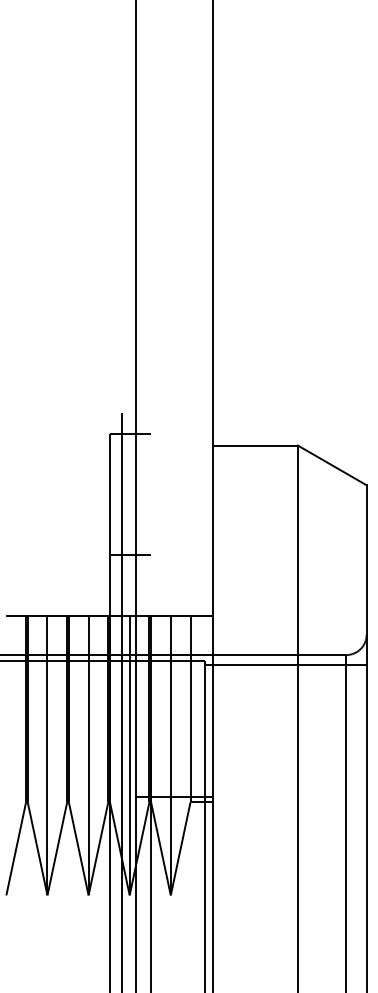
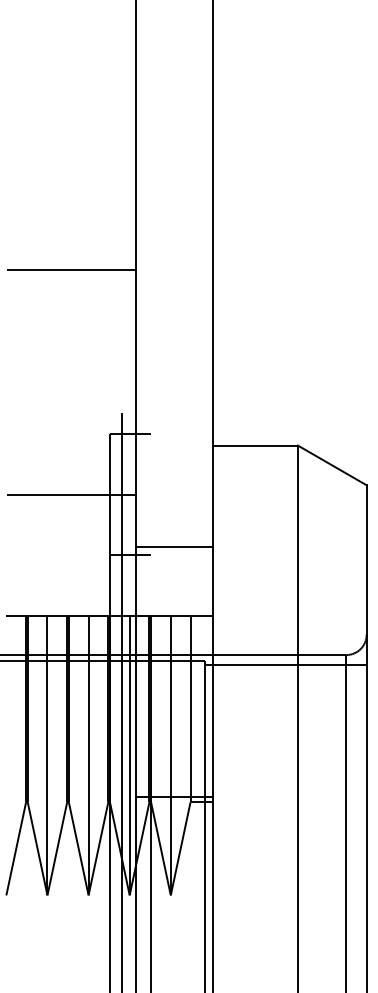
line: none -> present (71, 269)
line: none -> present (71, 494)
line: none -> present (173, 547)
